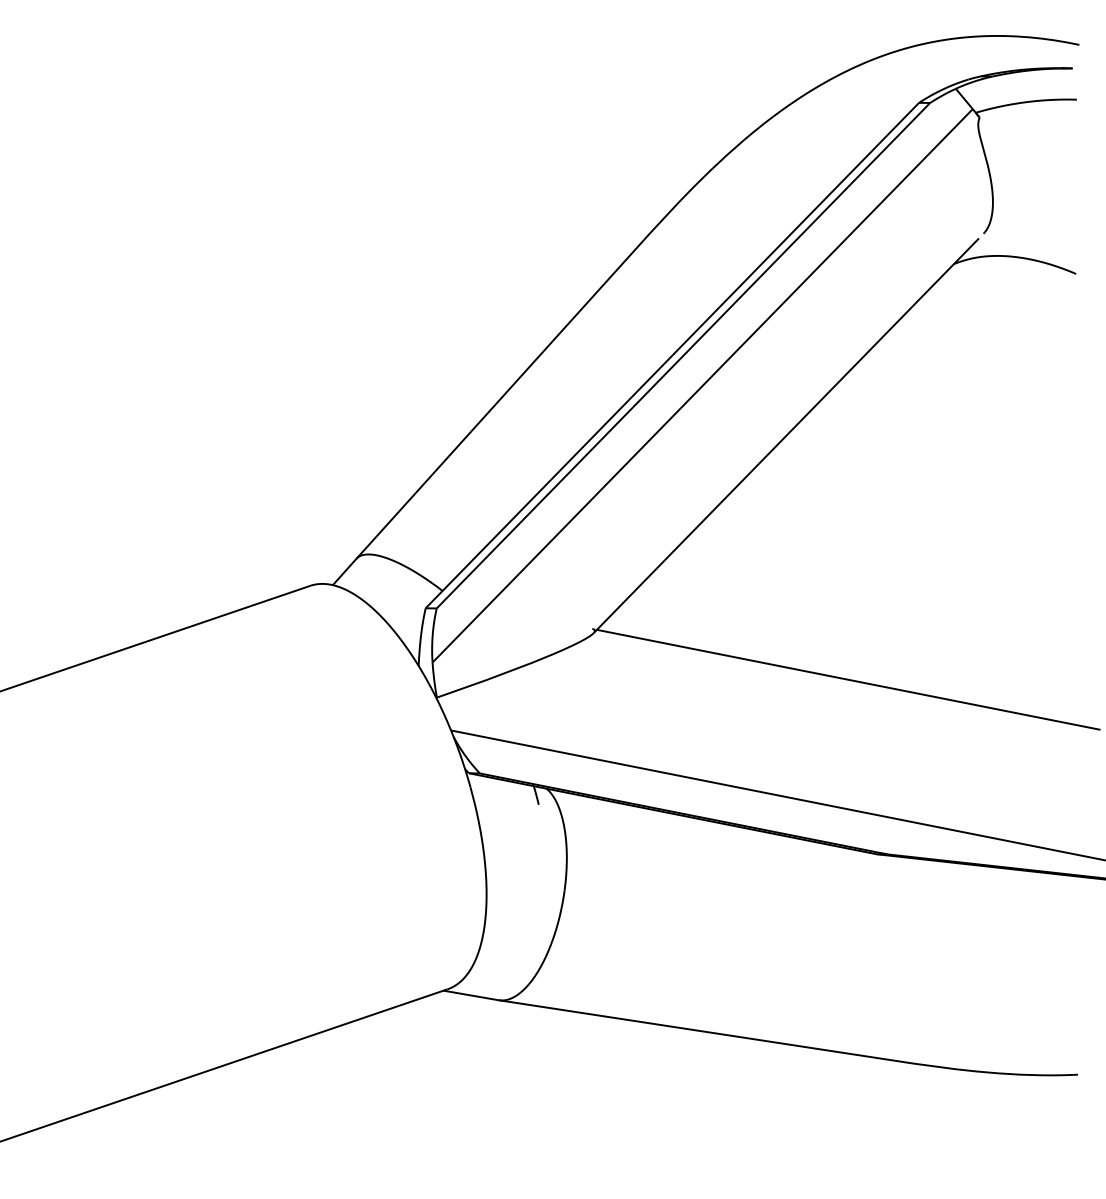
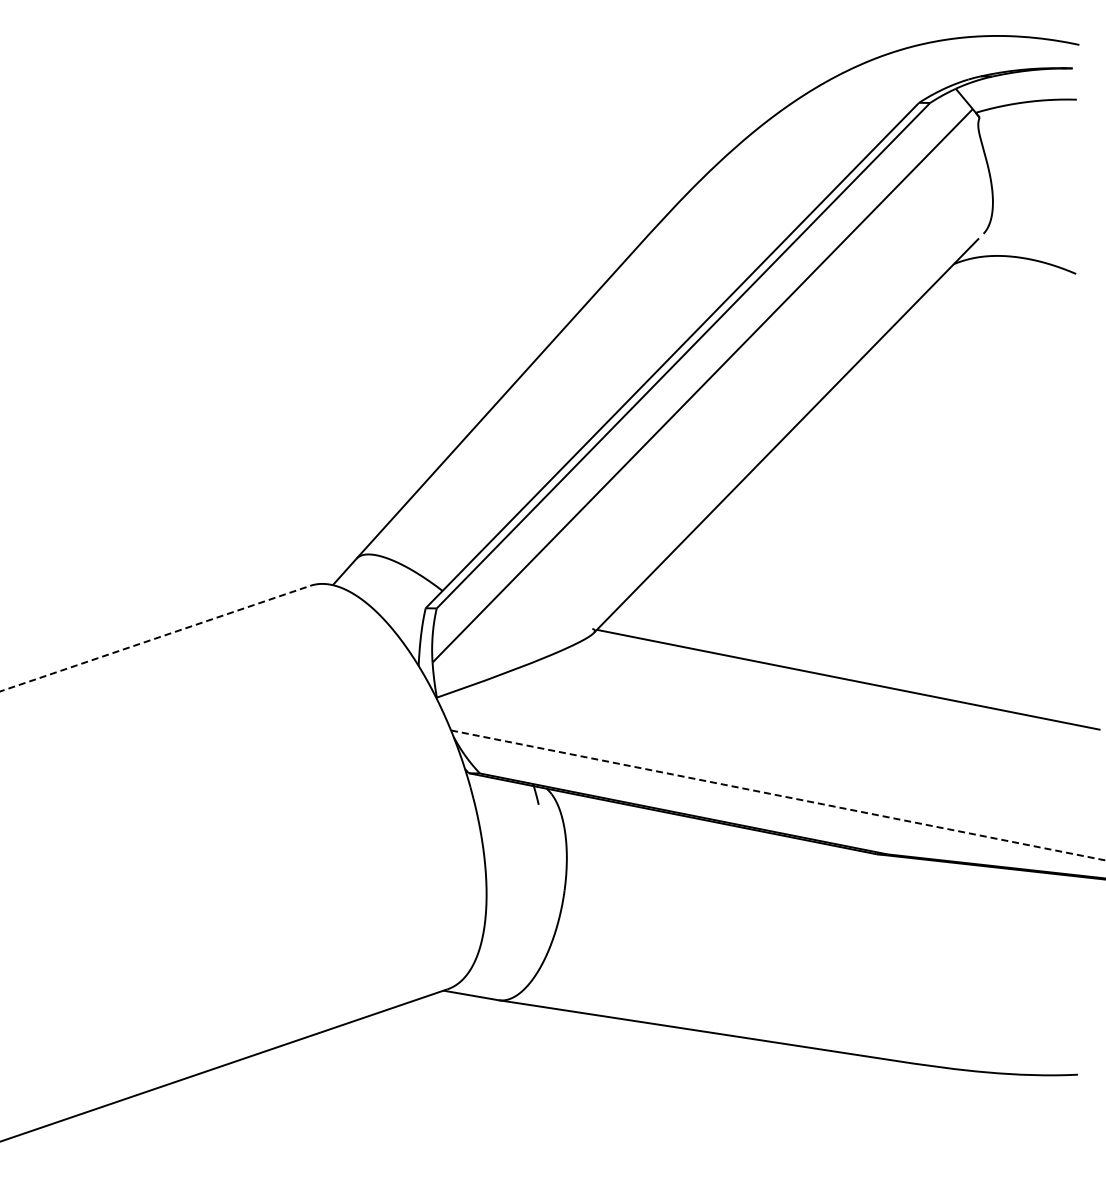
line: solid -> dashed (155, 638)
line: solid -> dashed (778, 795)
